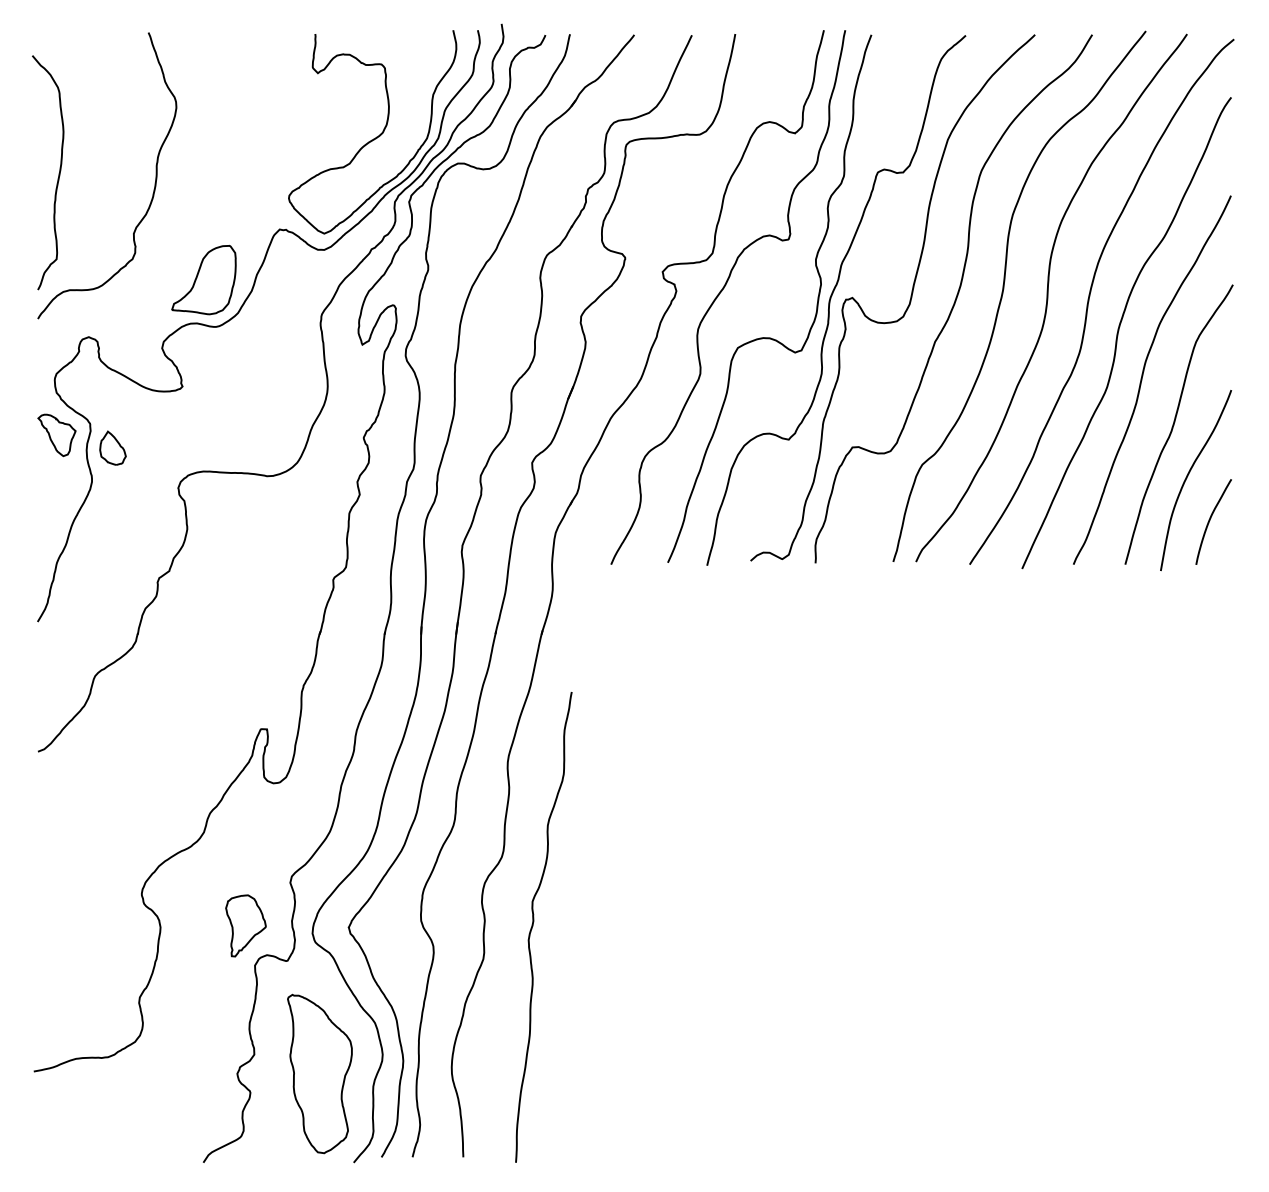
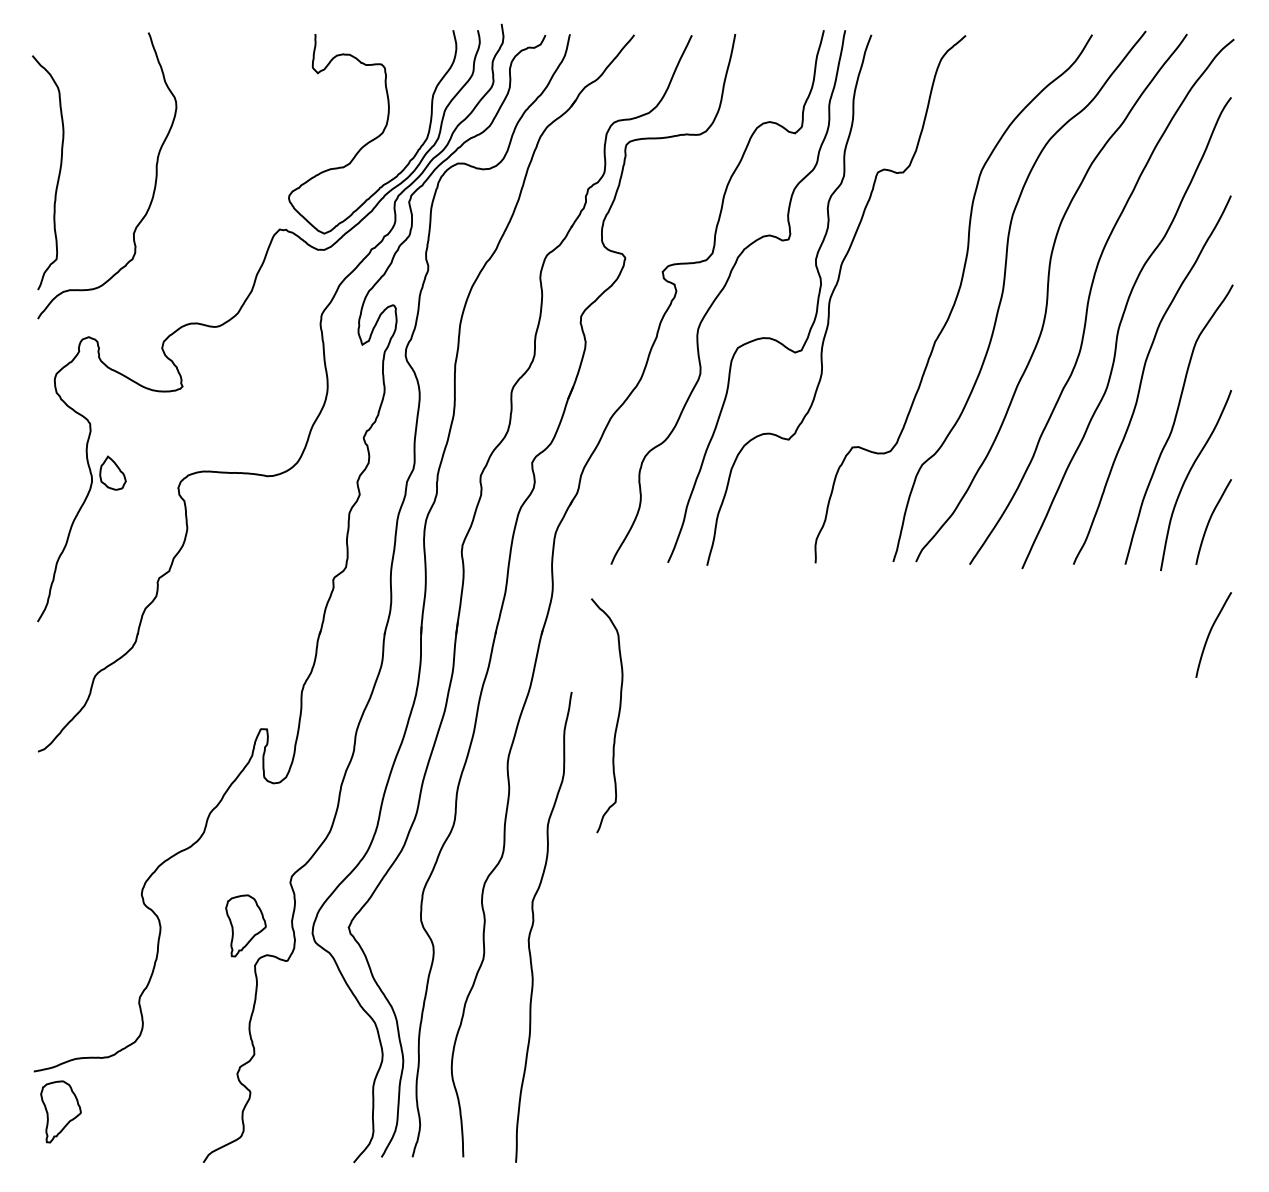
part: present -> none (203, 279)
curve: present -> none (909, 300)
part: present -> none (56, 435)
part position: (112, 447) -> (112, 472) (112, 472)
curve: none -> present (1210, 633)
curve: none -> present (617, 716)
part: present -> none (319, 1073)
part: none -> present (60, 1111)
